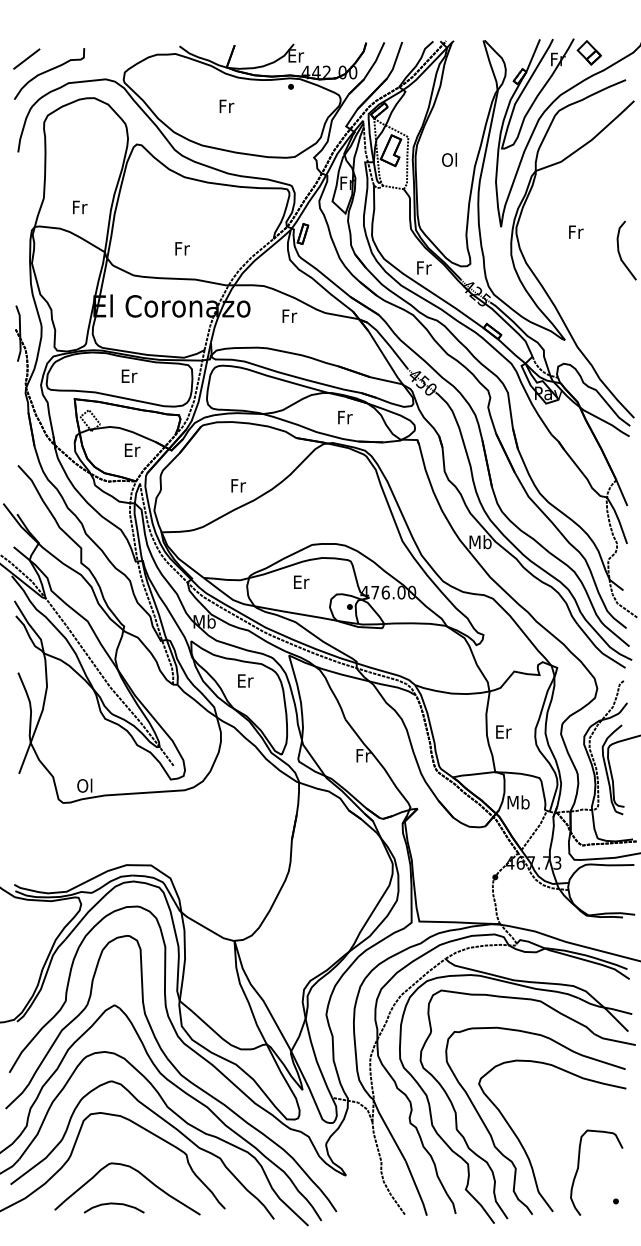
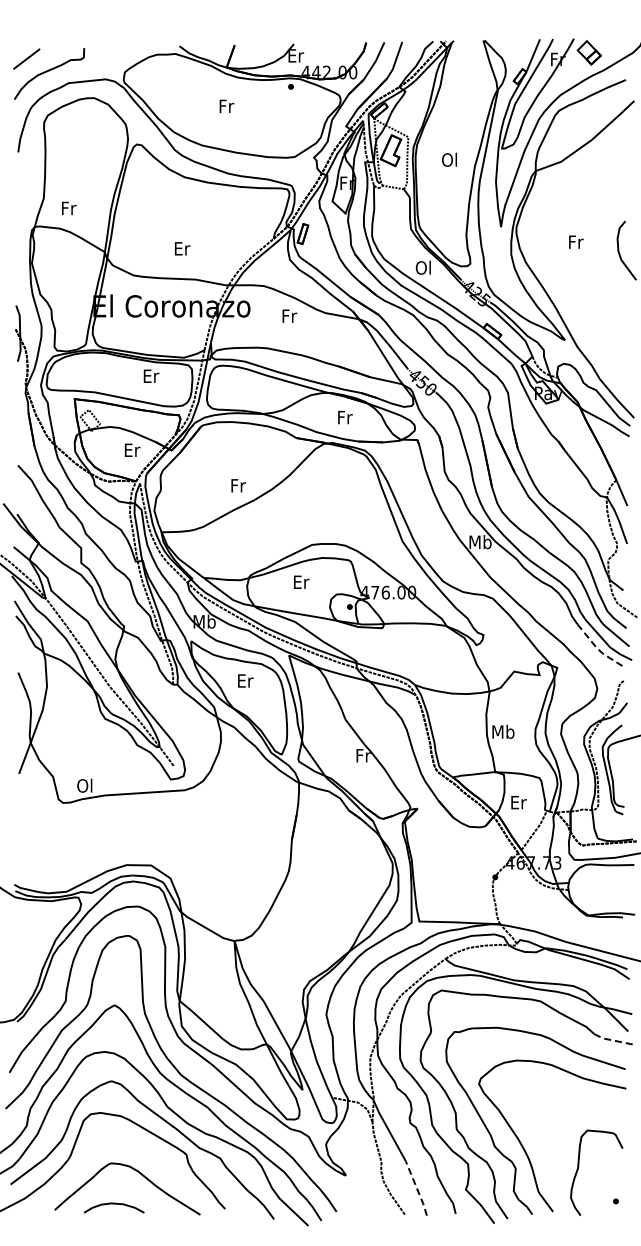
text position: (80, 207) -> (69, 208) (69, 208)
text position: (576, 231) -> (576, 241) (576, 241)
text: Fr -> Er (182, 248)
text: Fr -> Ol (423, 267)
text position: (129, 375) -> (151, 375) (151, 375)
line: solid -> dashed (598, 649)
text: Er -> Mb (503, 731)
text: Mb -> Er (518, 802)
line: solid -> dashed (614, 1040)
line: solid -> dashed (416, 1188)
